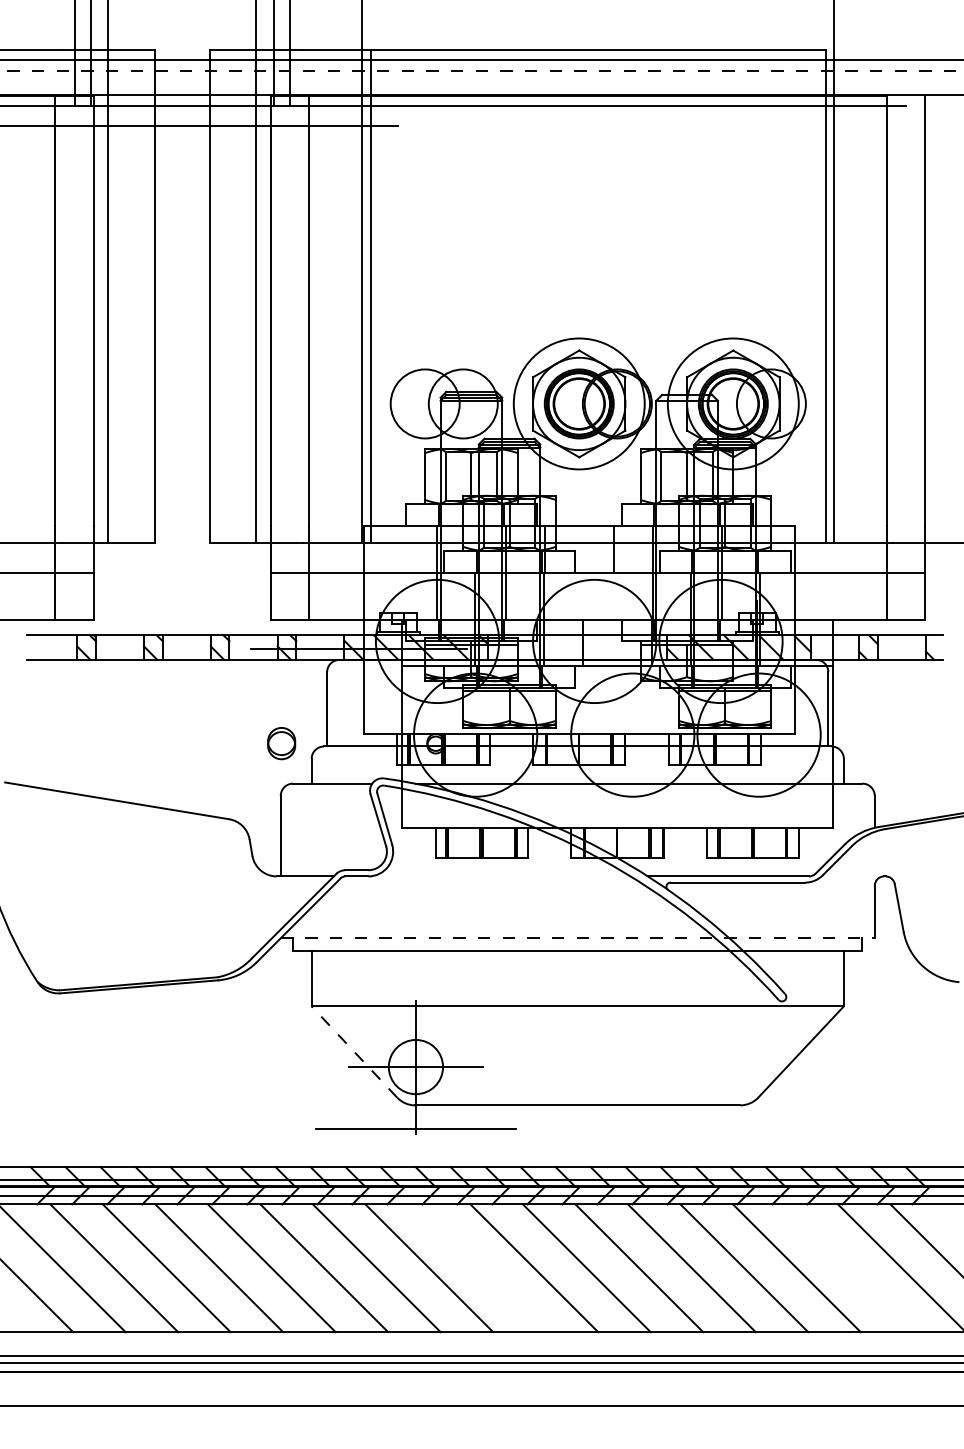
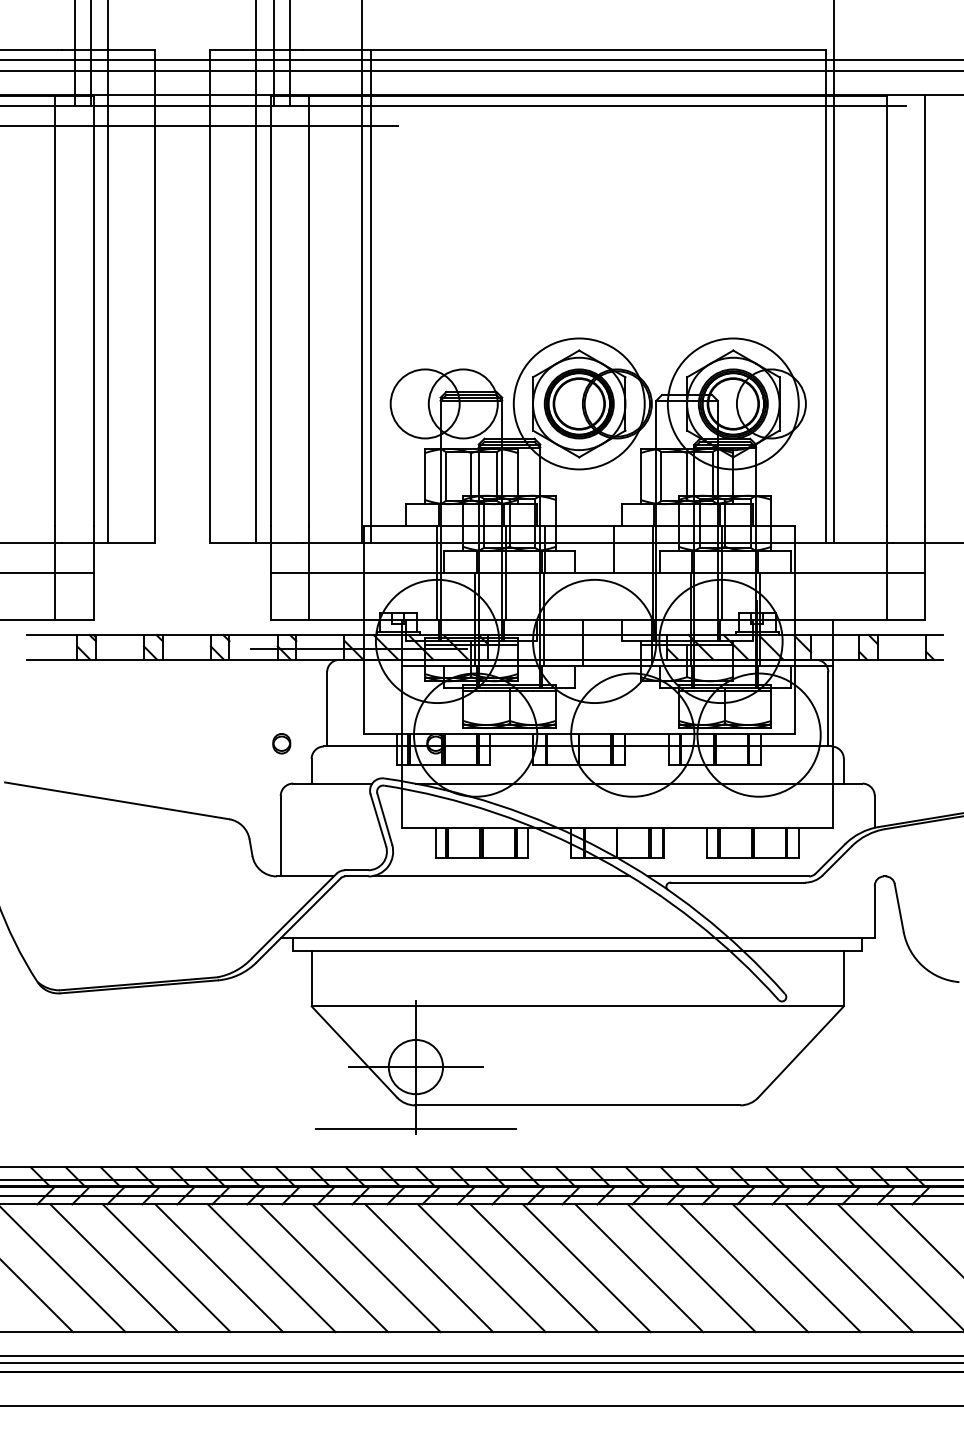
line: dashed -> solid (482, 71)
part size: 30x34 px -> 20x22 px (281, 743)
line: none -> present (501, 876)
line: dashed -> solid (578, 938)
line: dashed -> solid (354, 1051)
line: none -> present (481, 1268)
line: none -> present (849, 1268)
